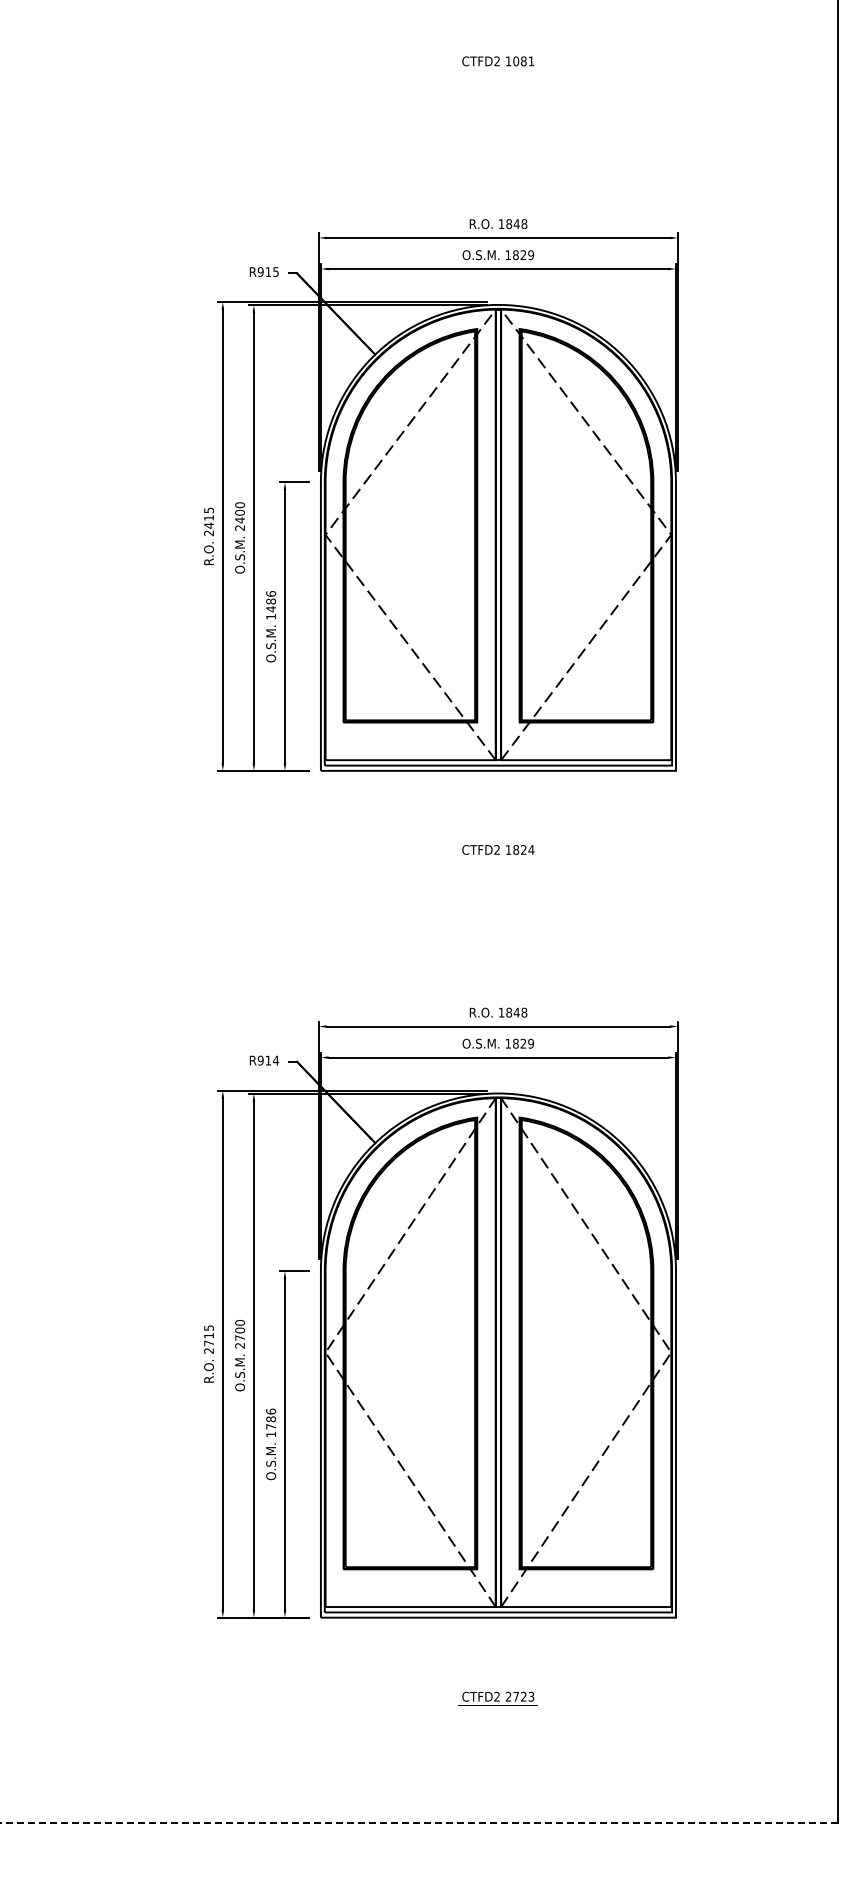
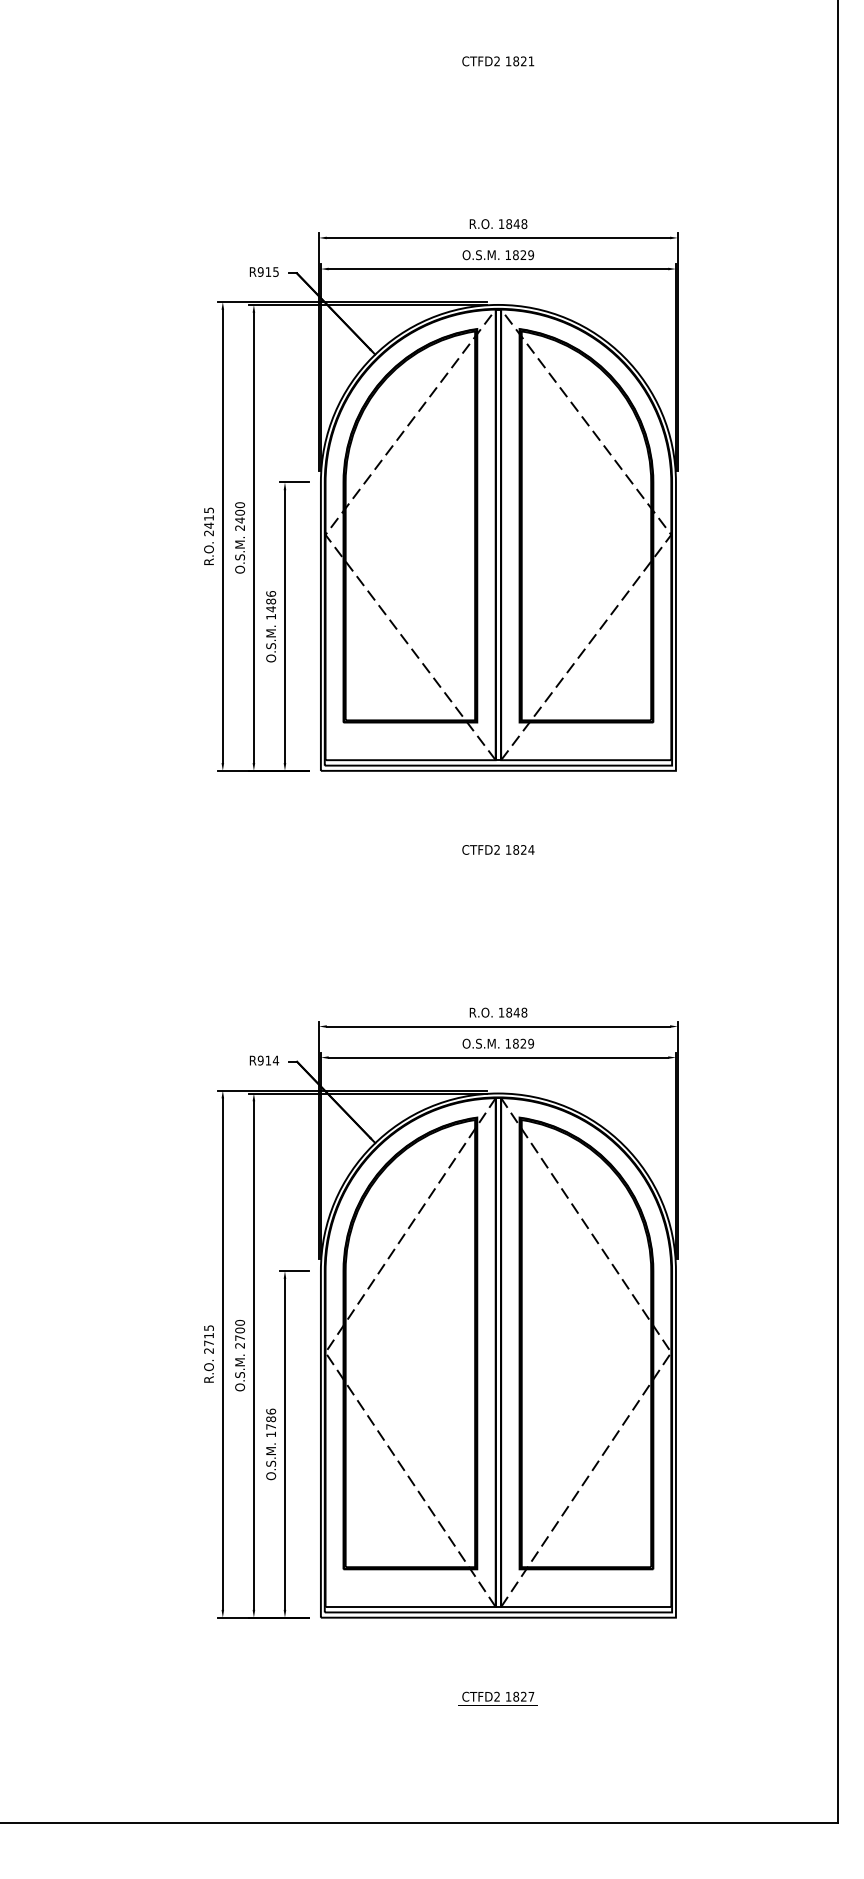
text: 1081 -> 1821 (519, 61)
text: 2723 -> 1827 (519, 1696)
line: dashed -> solid (419, 1822)
